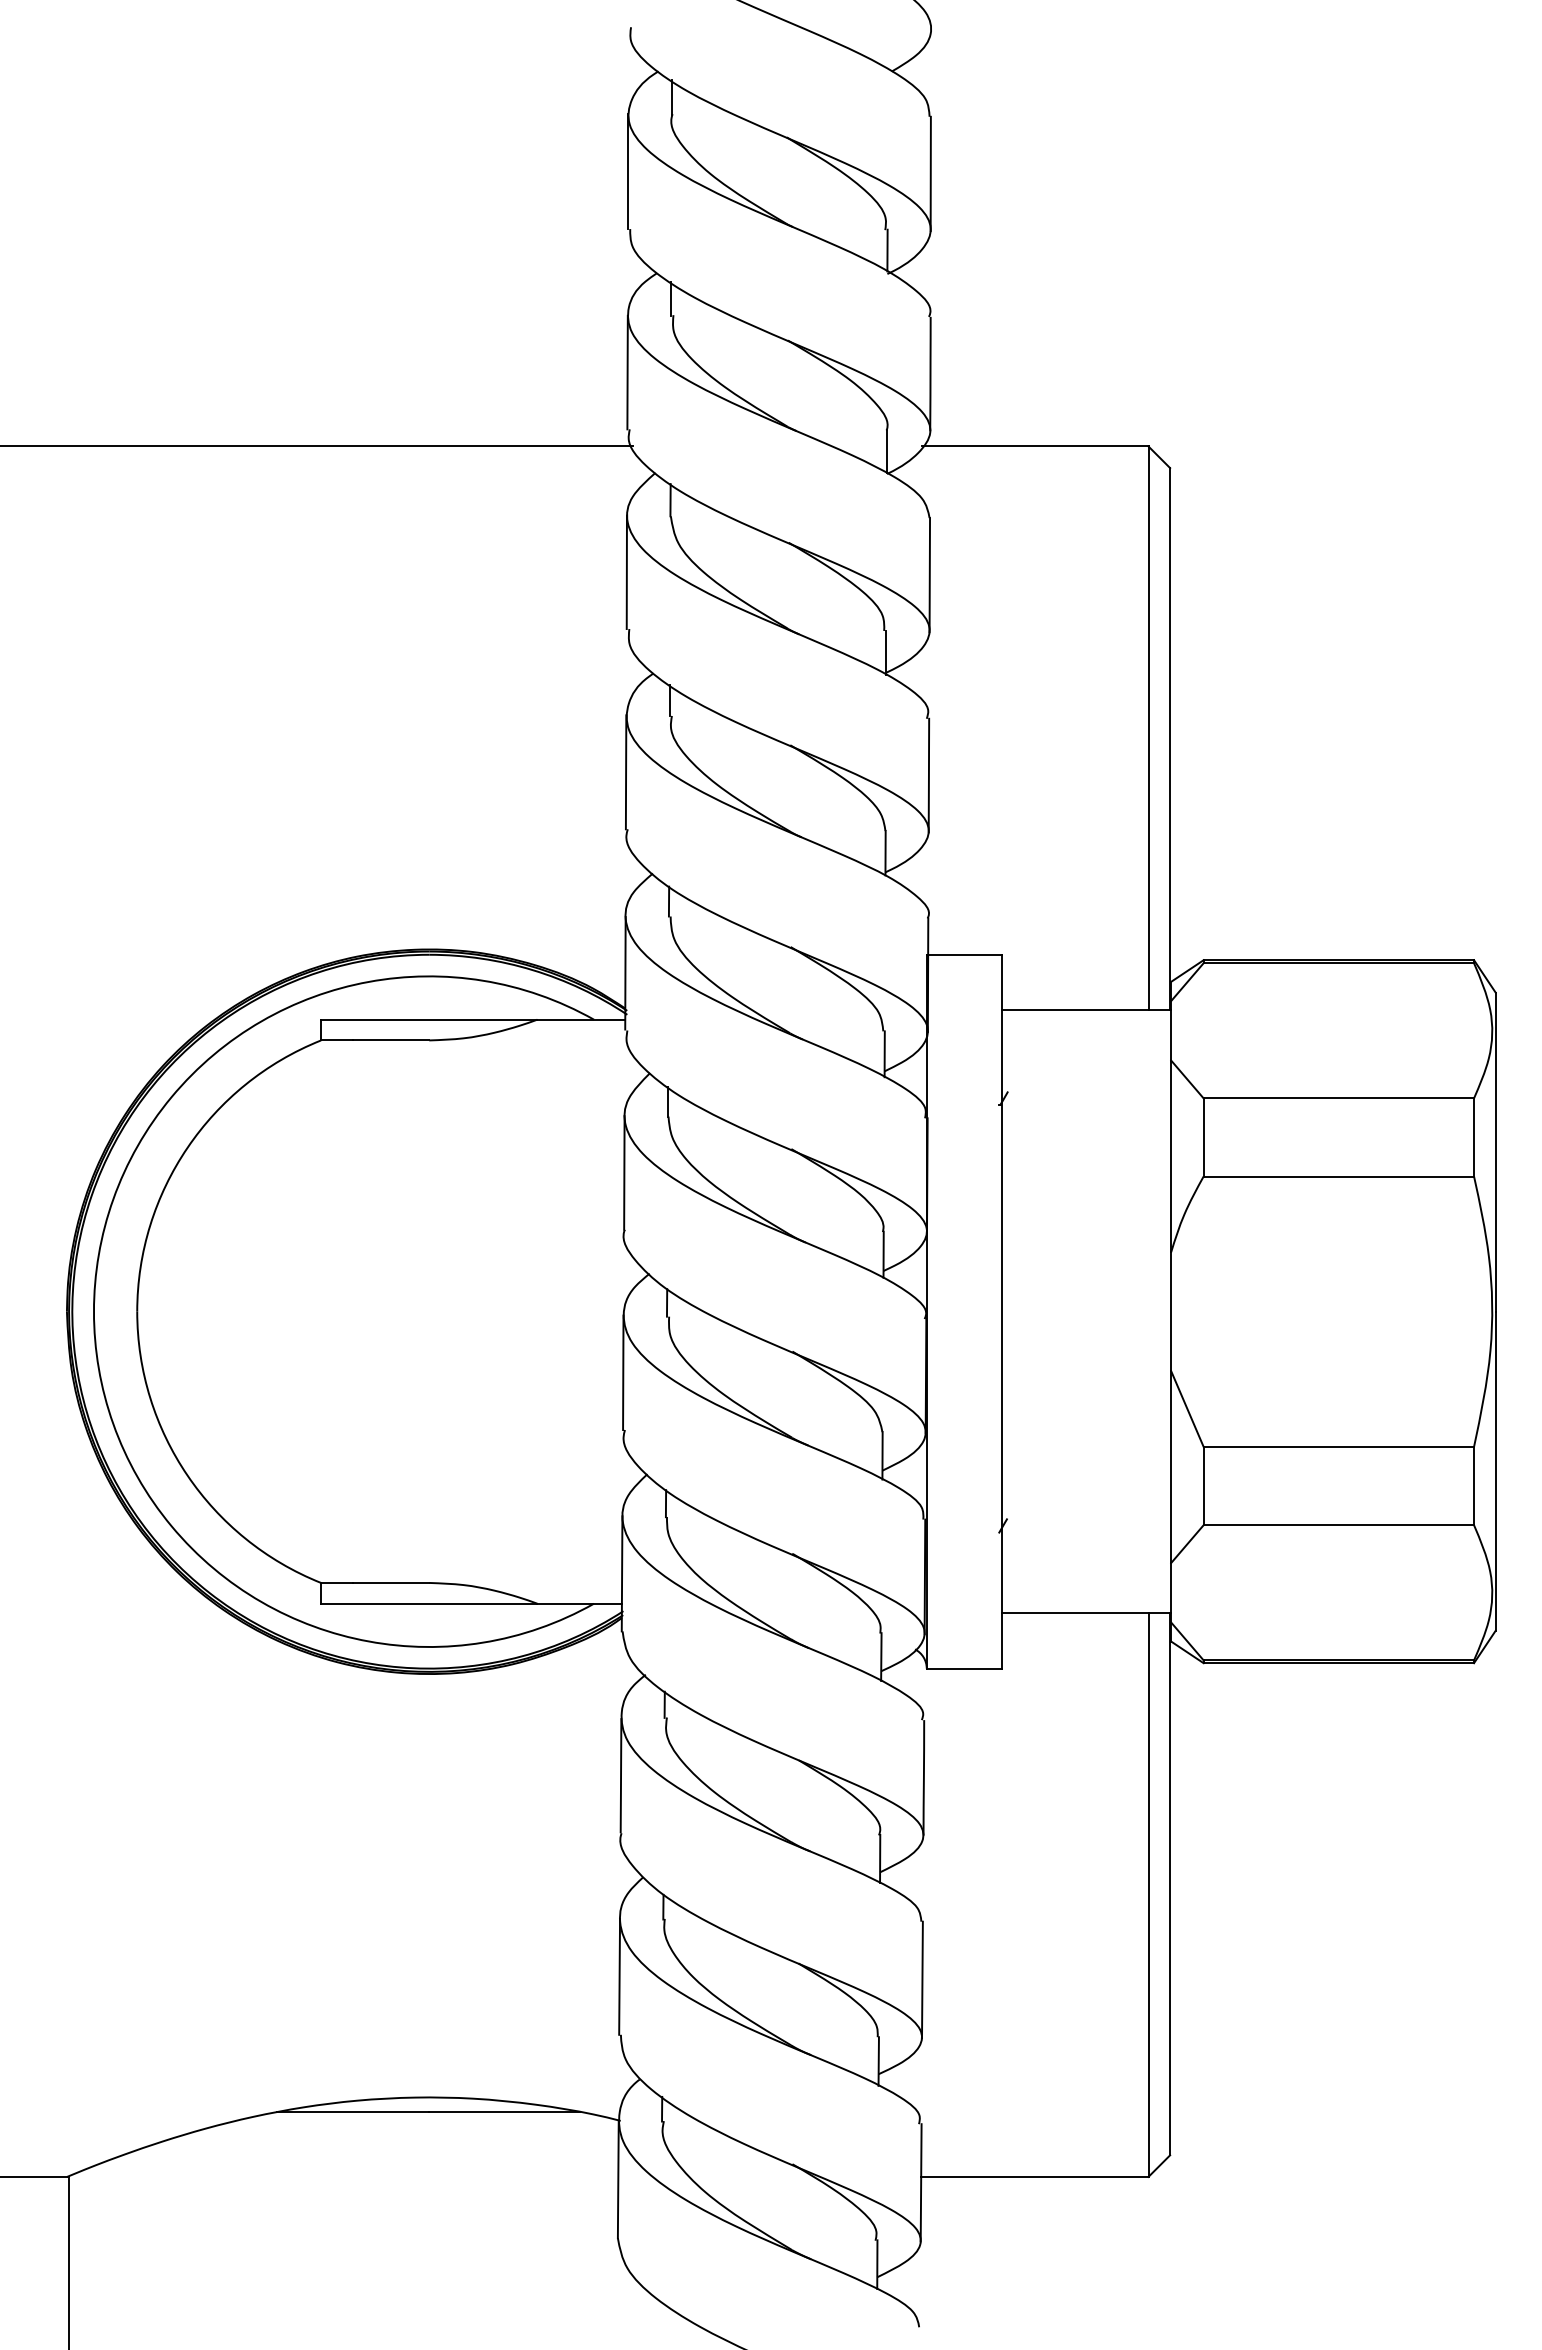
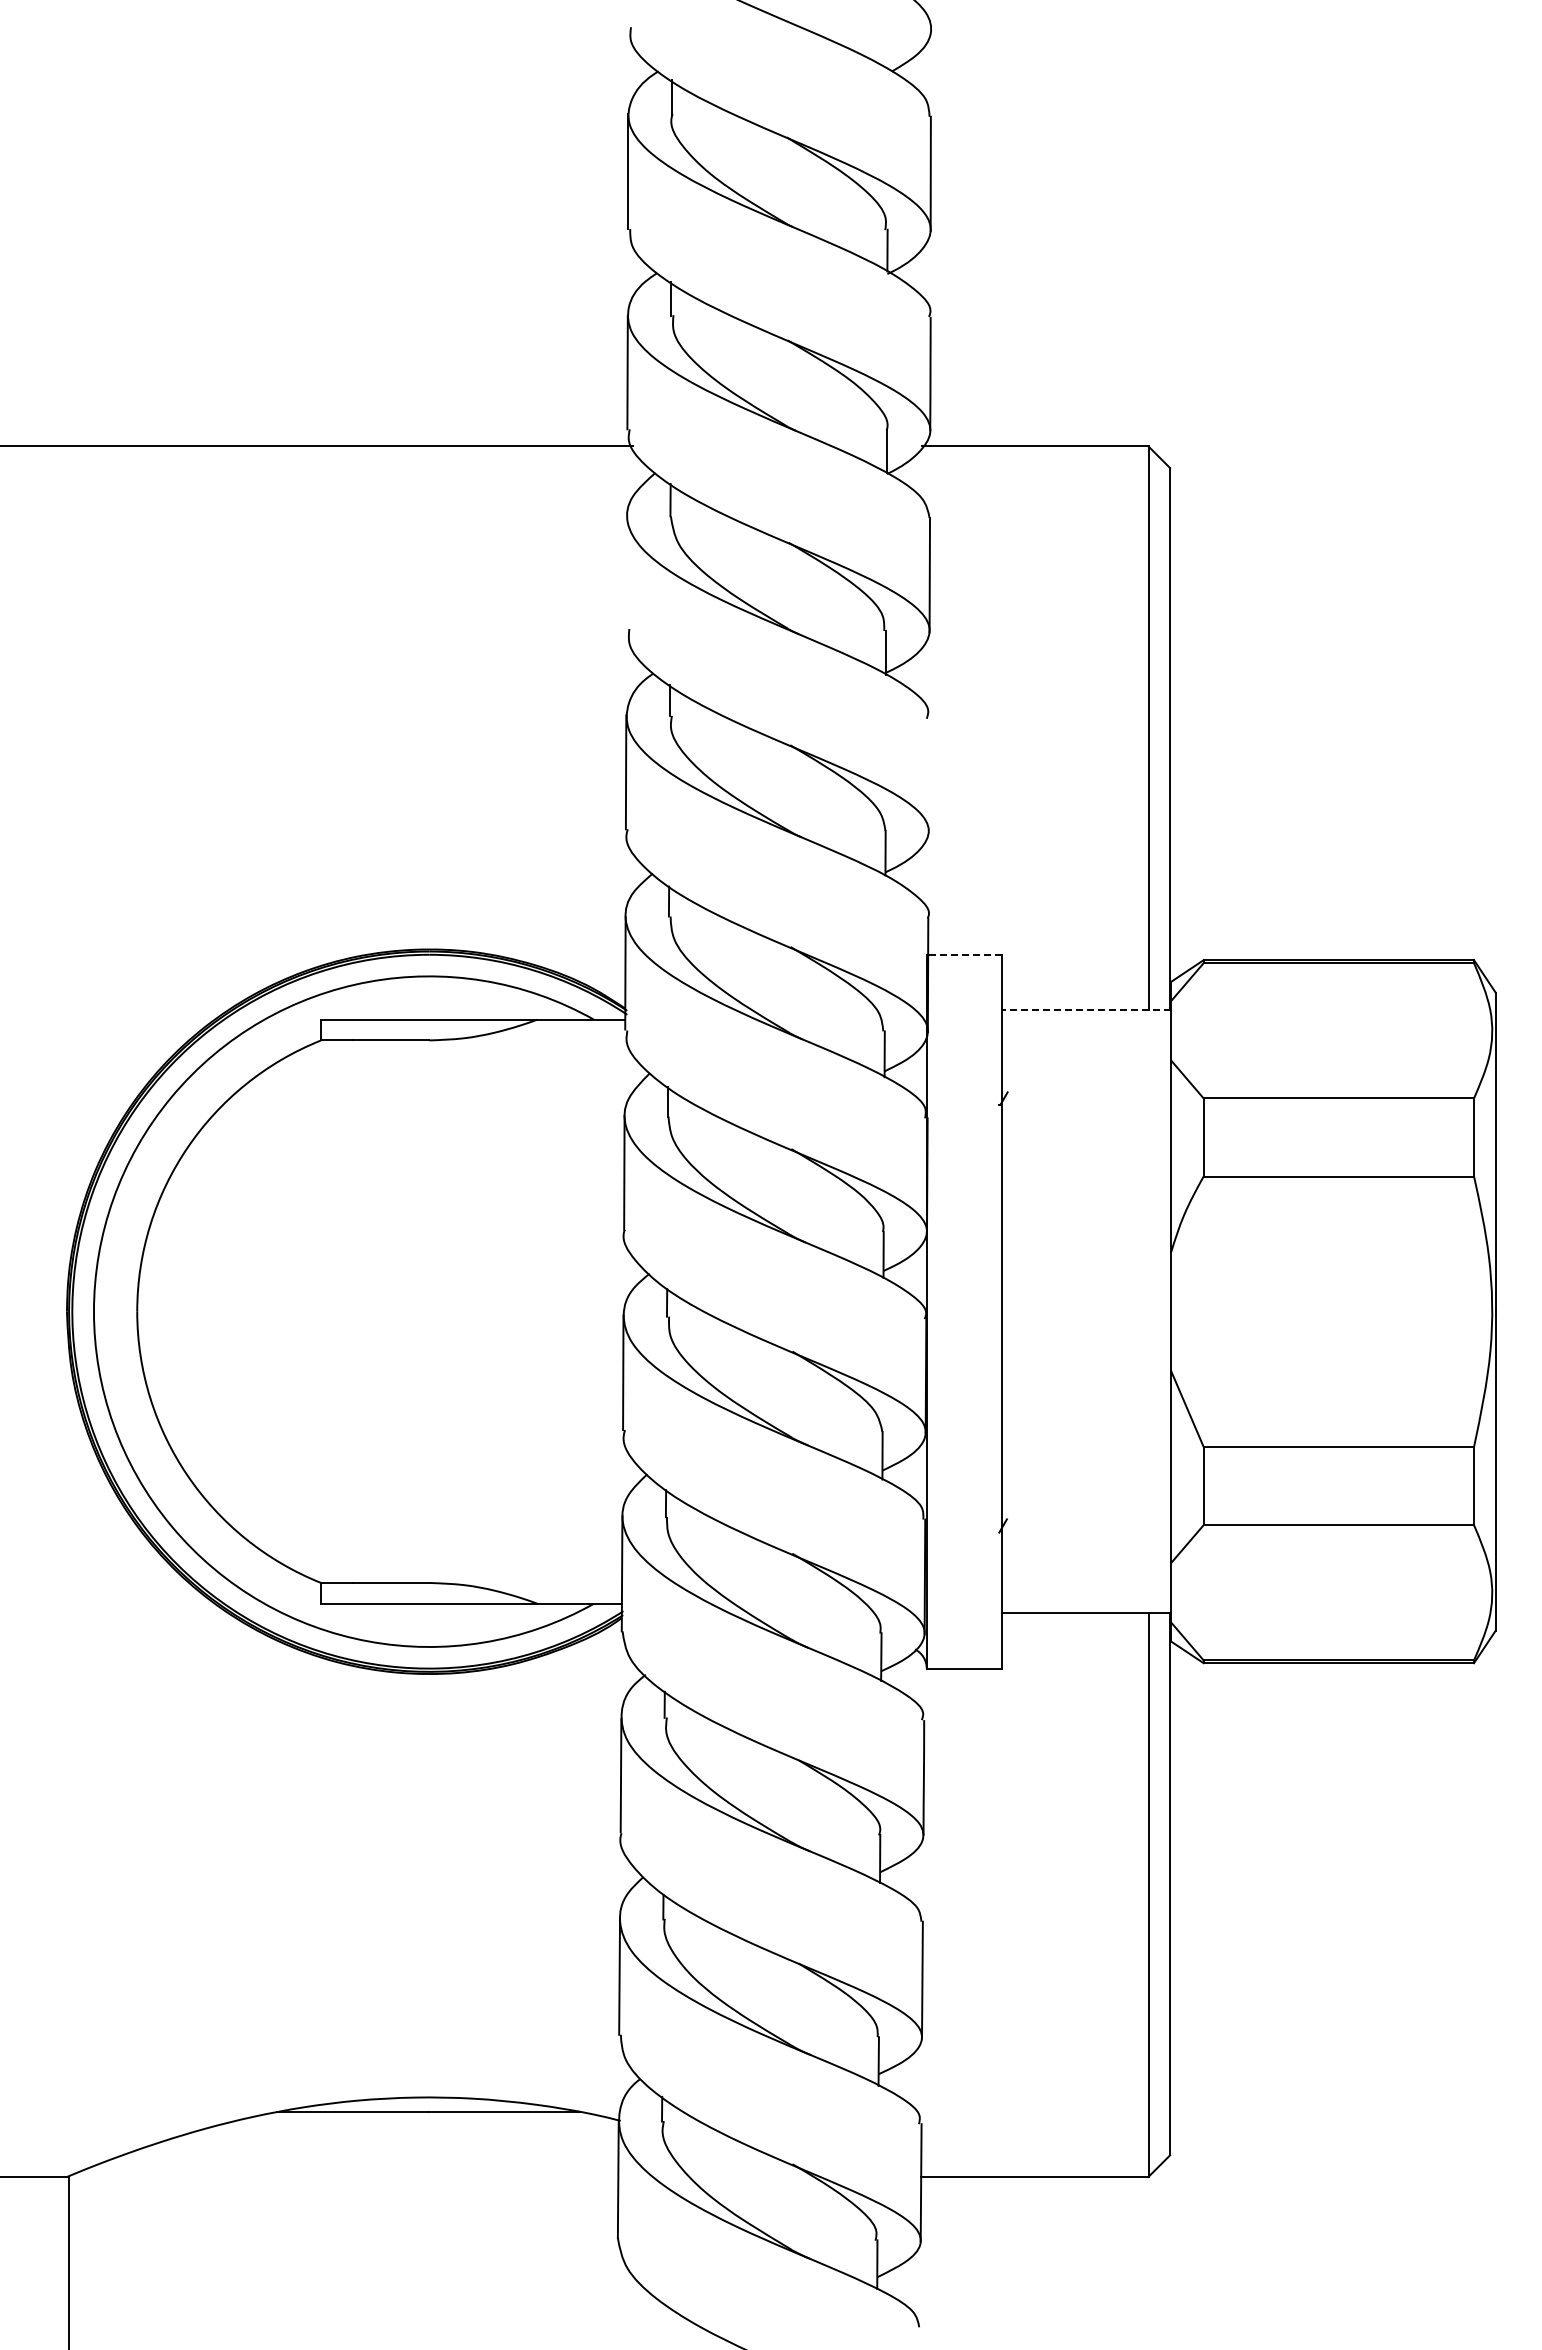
line: present -> none (626, 572)
line: present -> none (928, 775)
line: solid -> dashed (964, 954)
line: solid -> dashed (1086, 1009)
